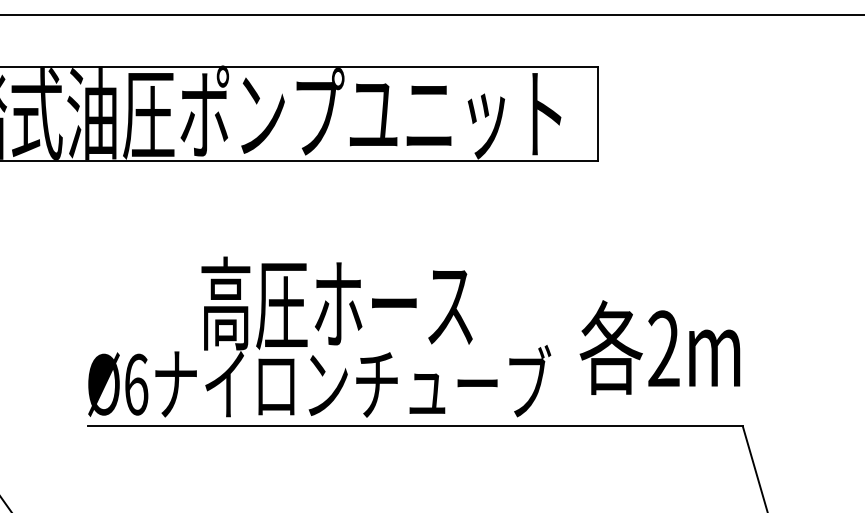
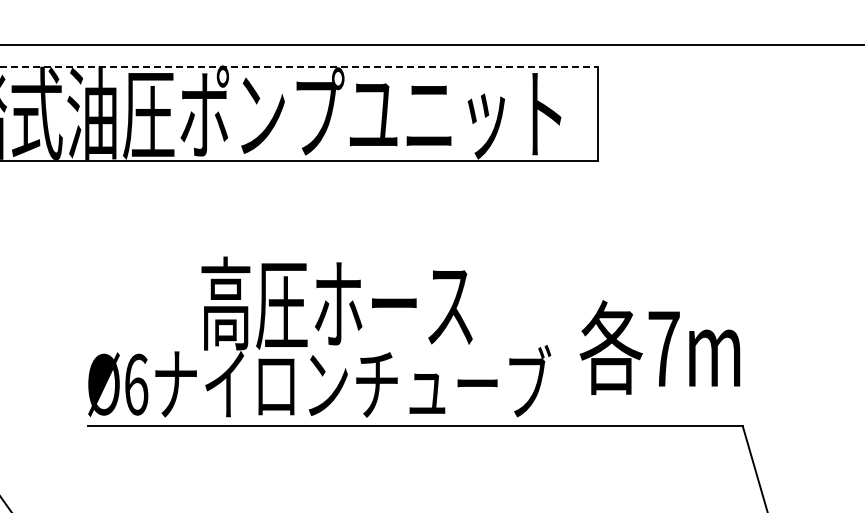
line position: (431, 15) -> (431, 45) (431, 45)
line: solid -> dashed (299, 67)
text: 2m -> 7m (663, 348)
